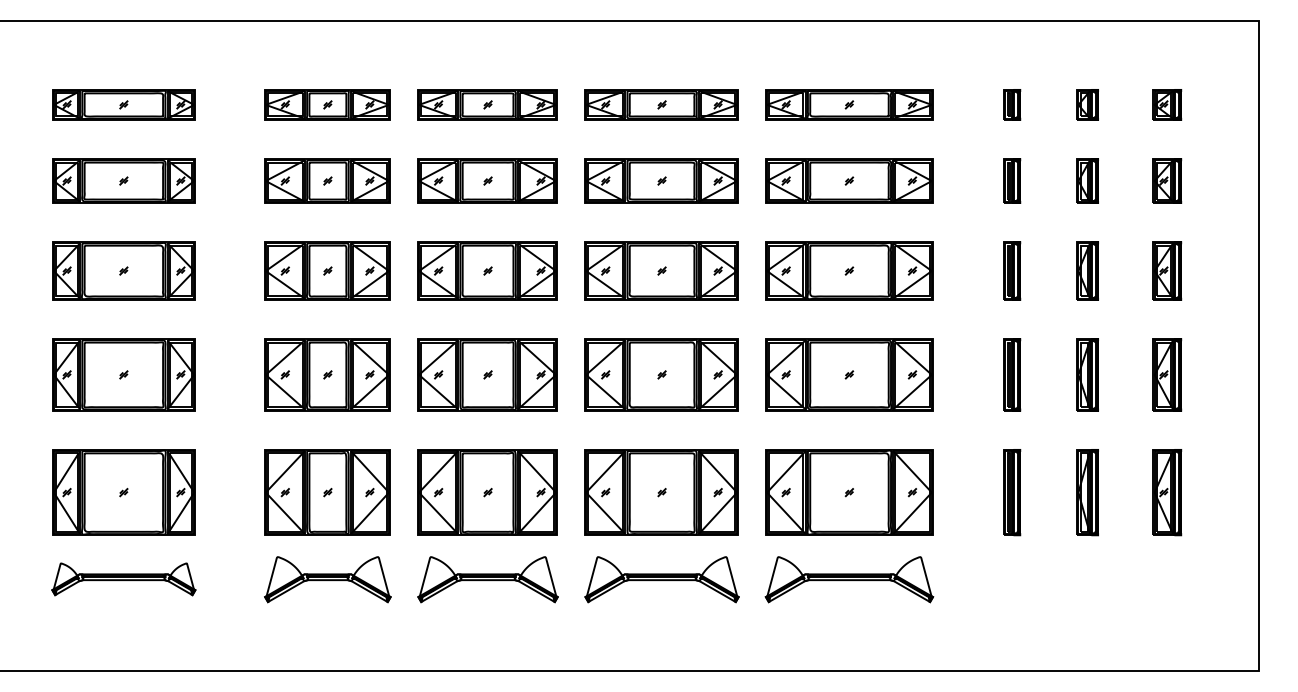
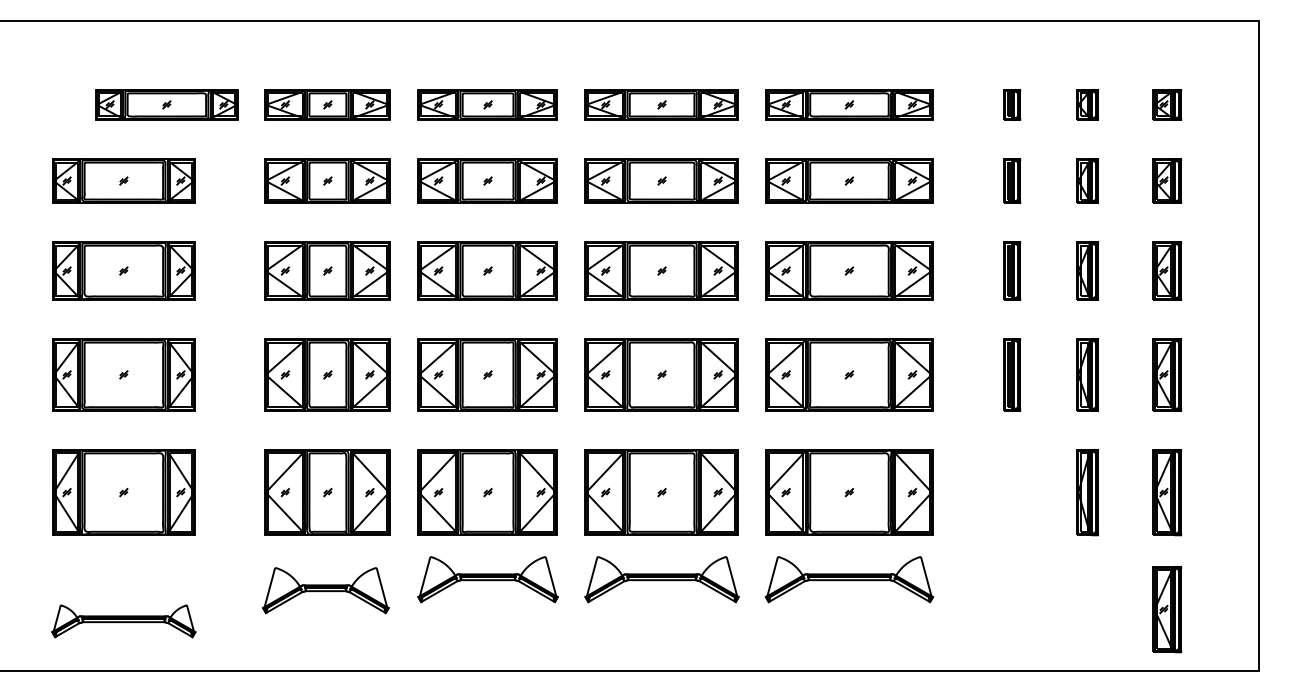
part position: (123, 104) -> (166, 104) (166, 104)
part: present -> none (1012, 492)
part position: (123, 579) -> (123, 621) (123, 621)
part position: (327, 579) -> (325, 590) (325, 590)
part: none -> present (1167, 609)
